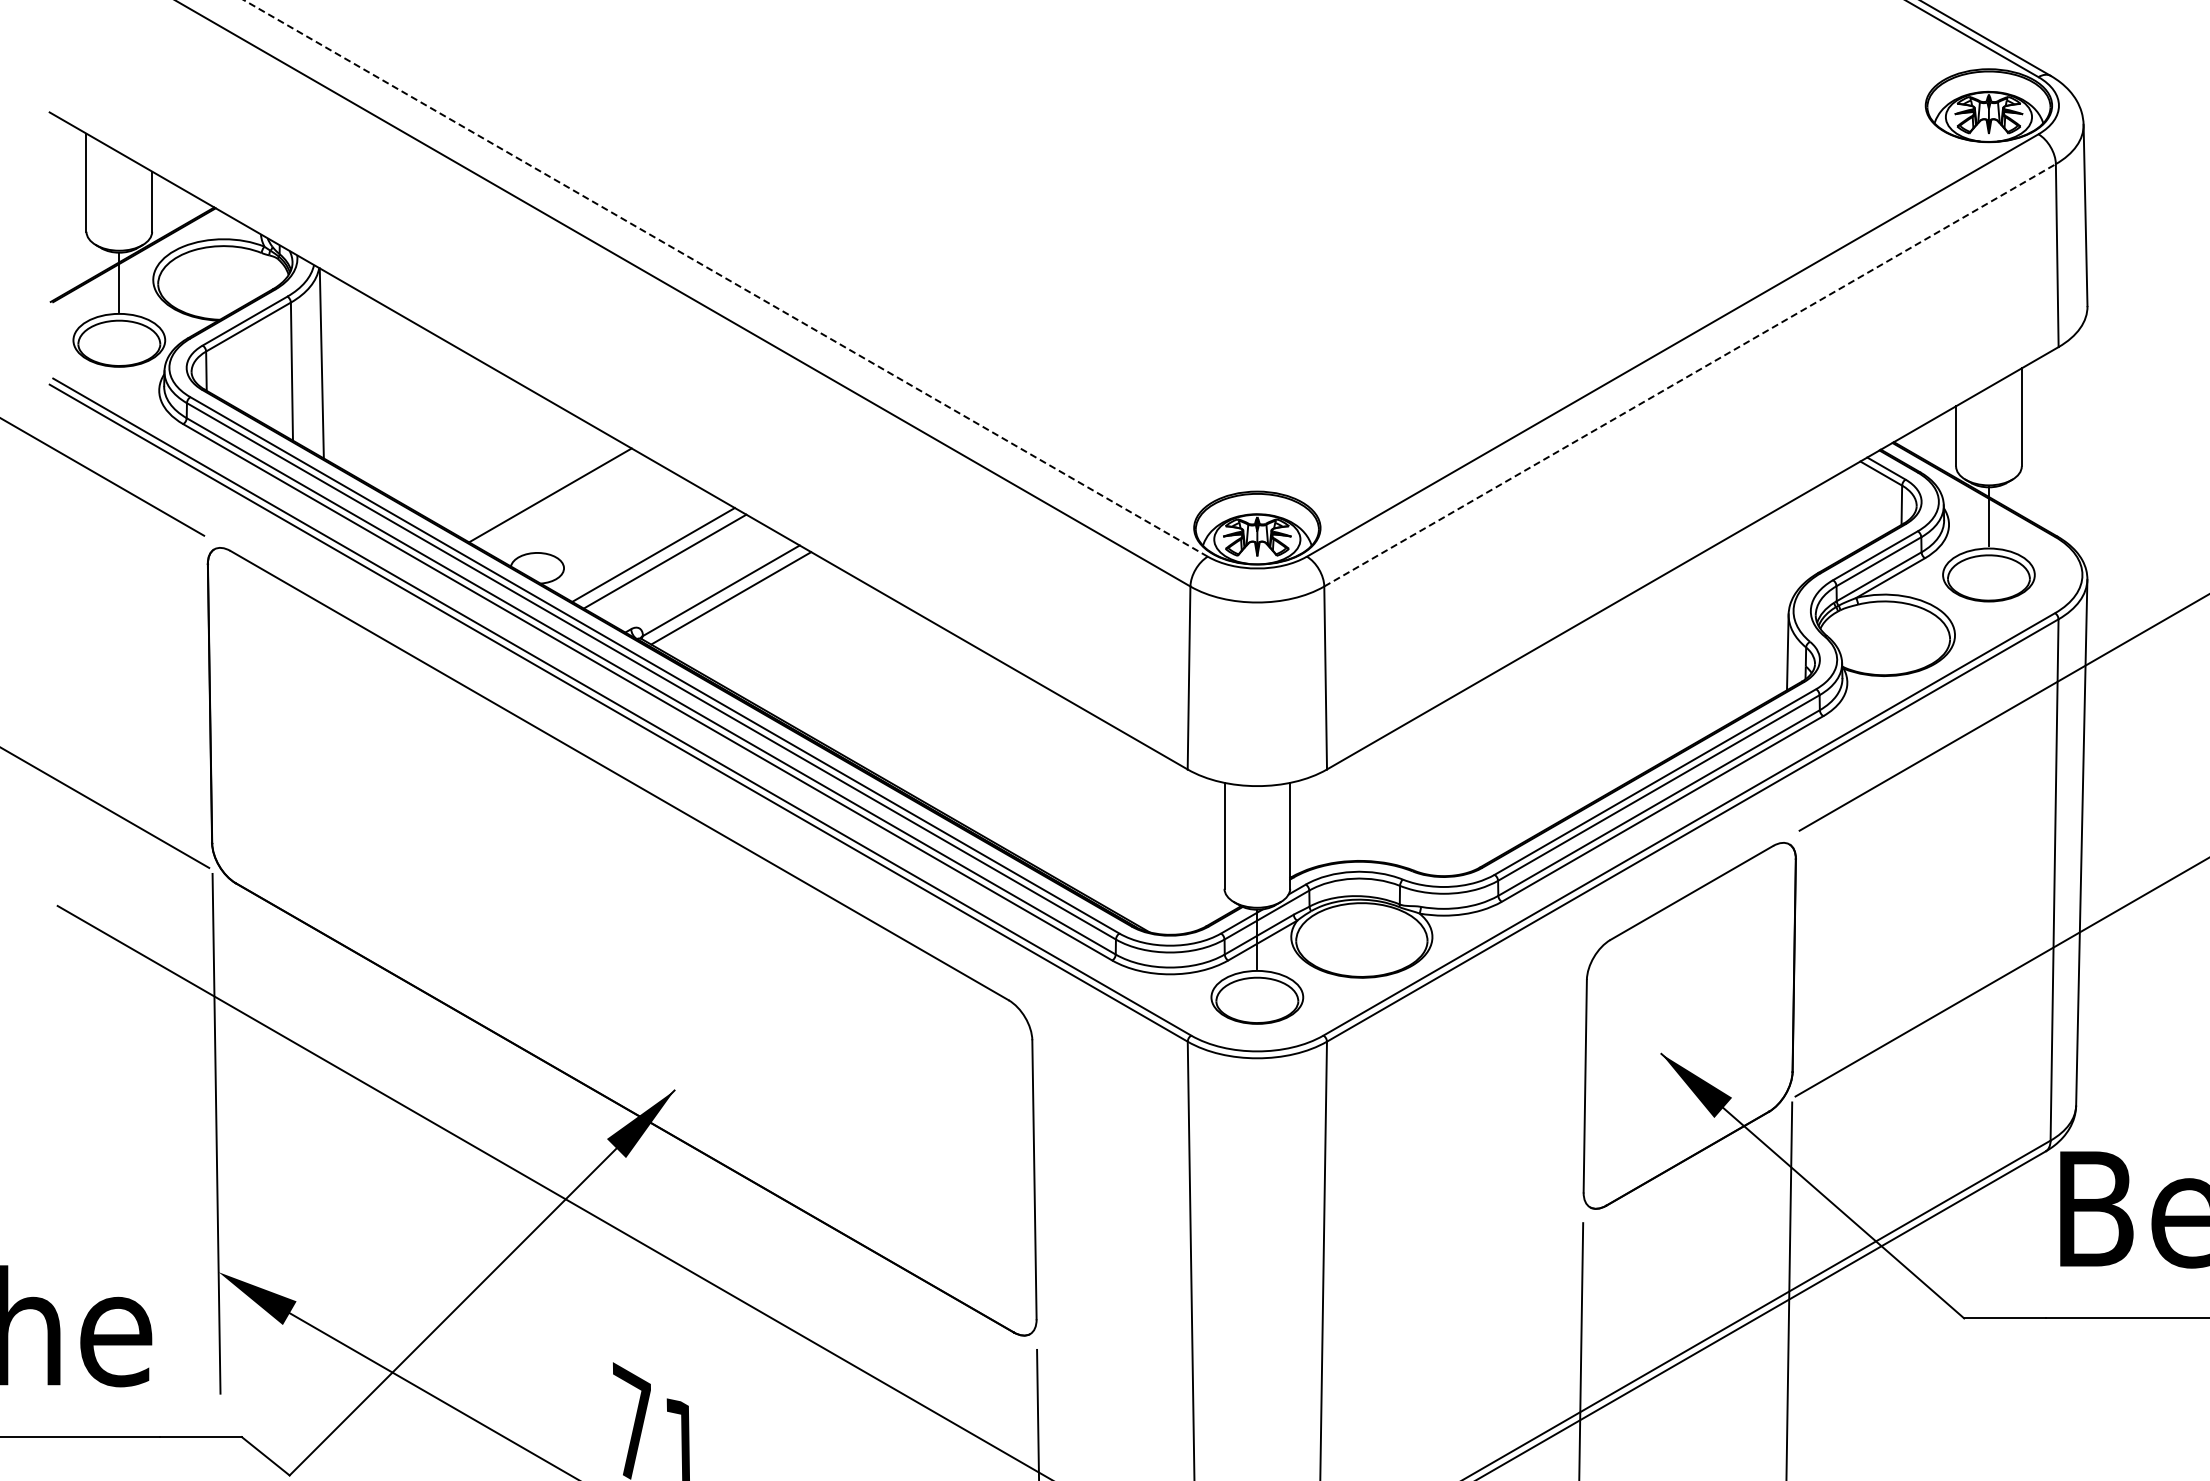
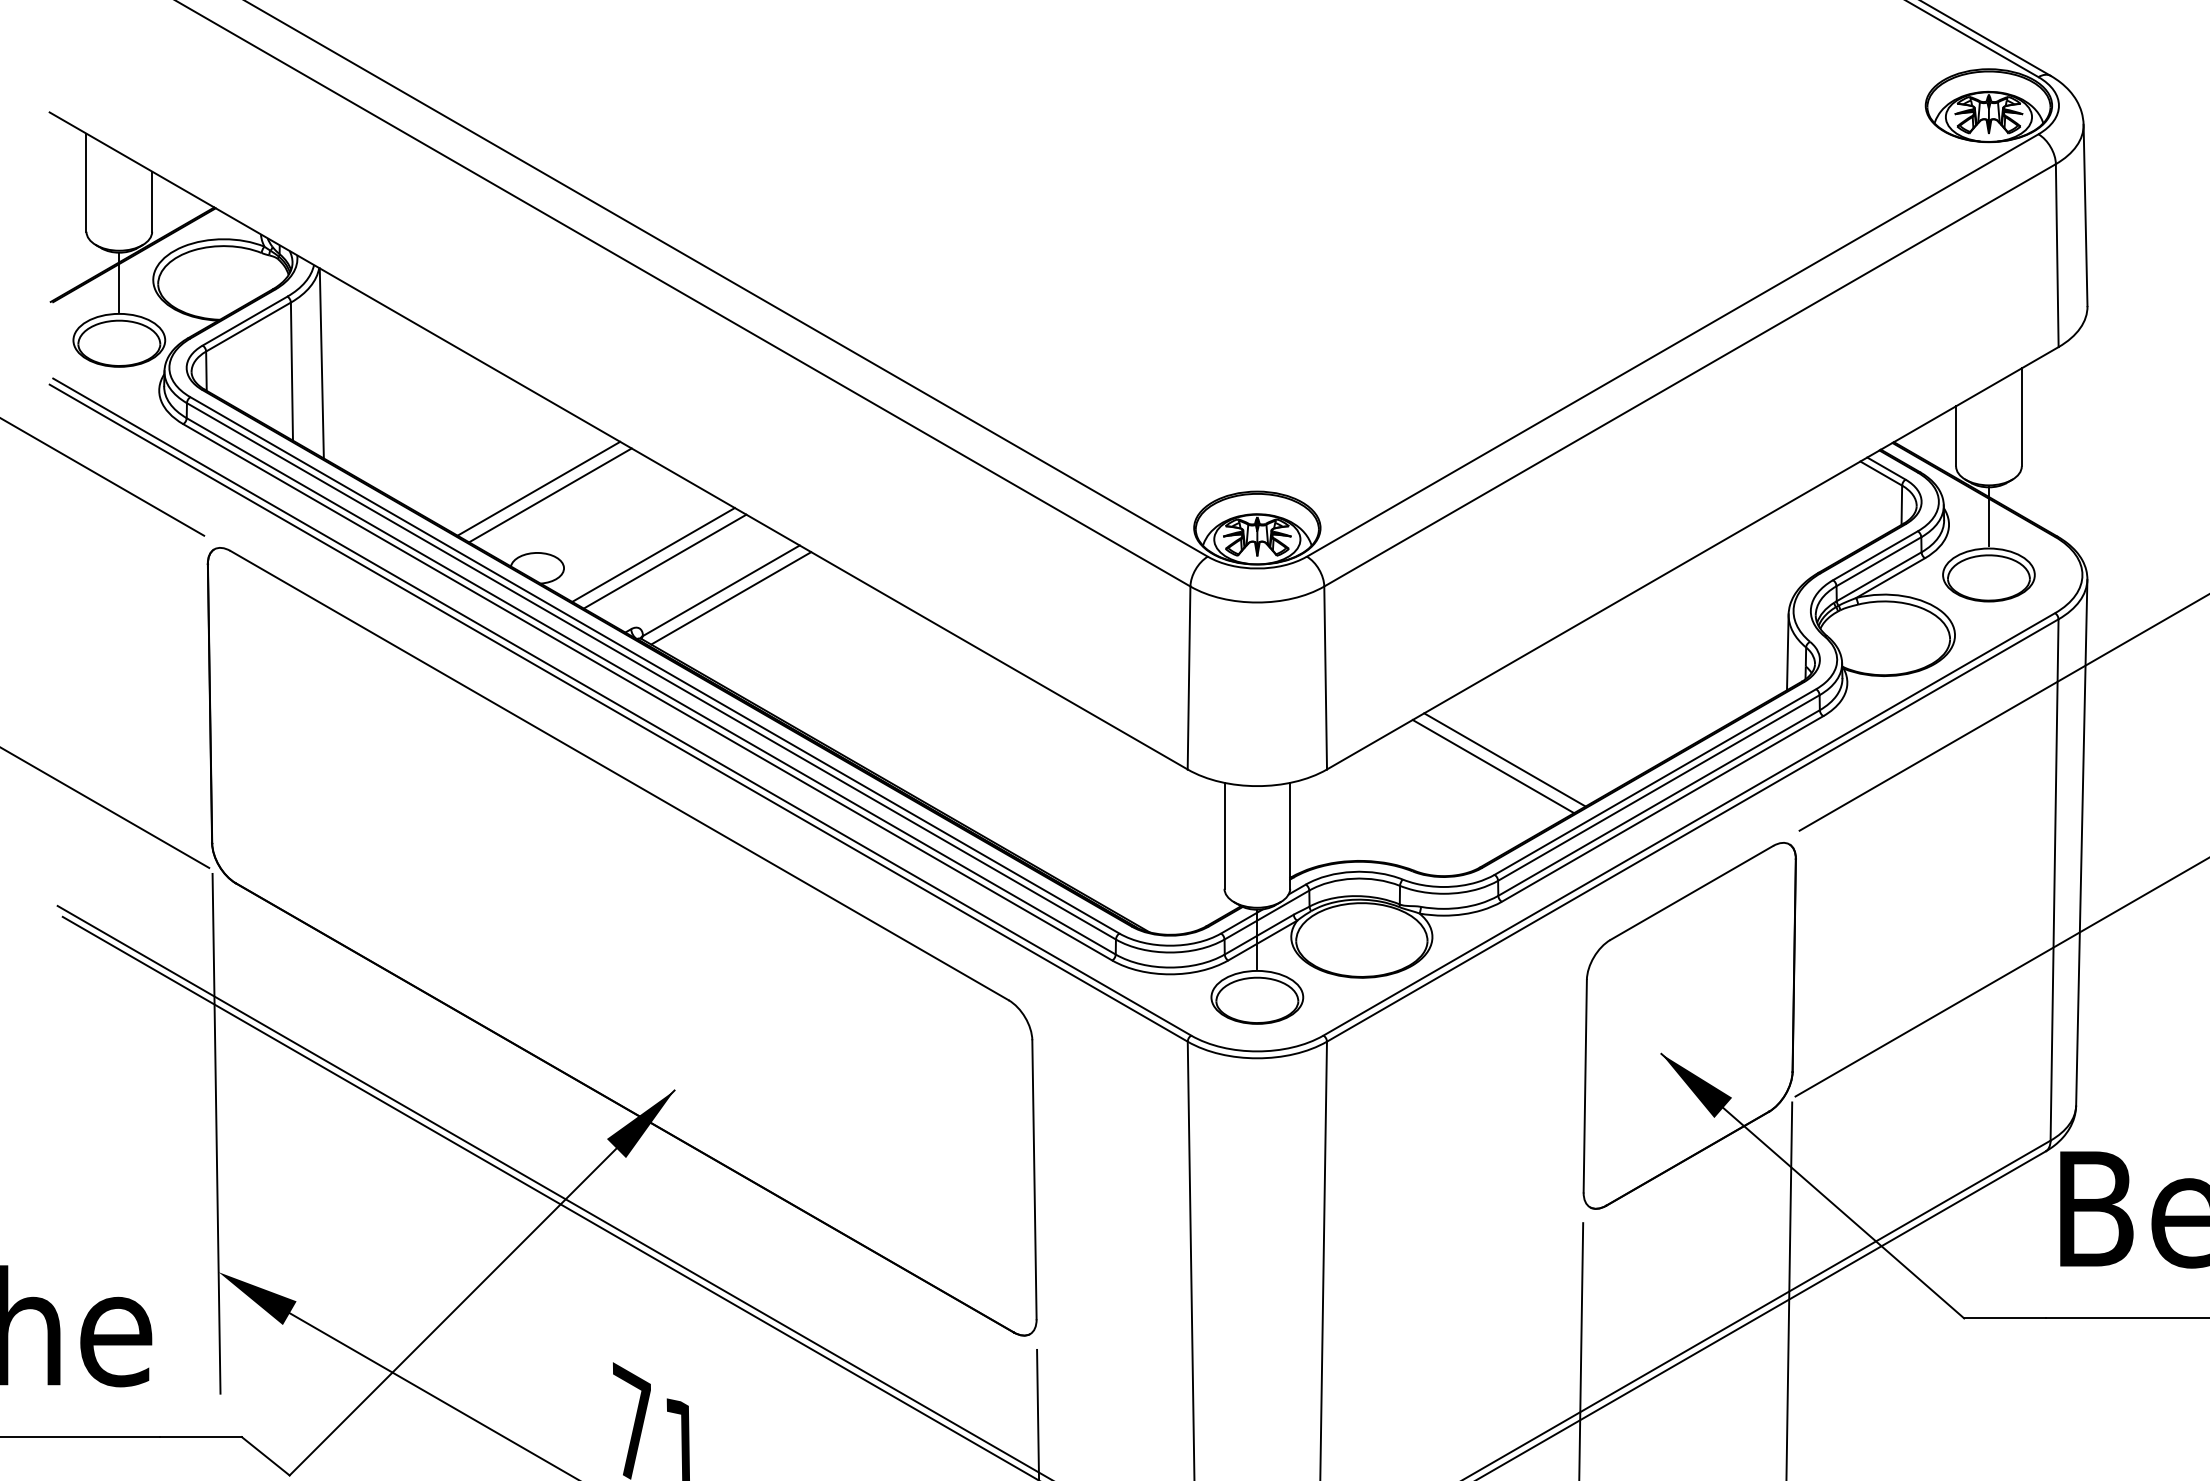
line: dashed -> solid (725, 278)
line: dashed -> solid (1690, 375)
line: none -> present (538, 488)
line: none -> present (1504, 759)
line: none -> present (1493, 766)
line: none -> present (548, 1196)
